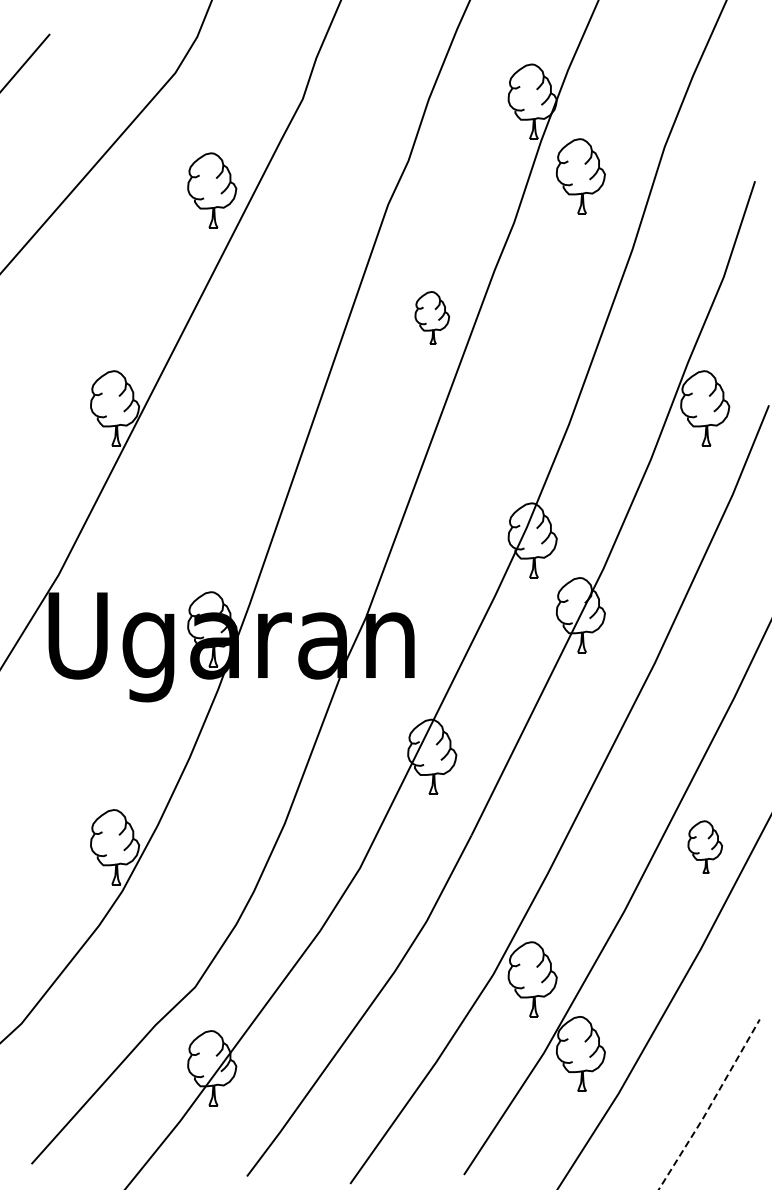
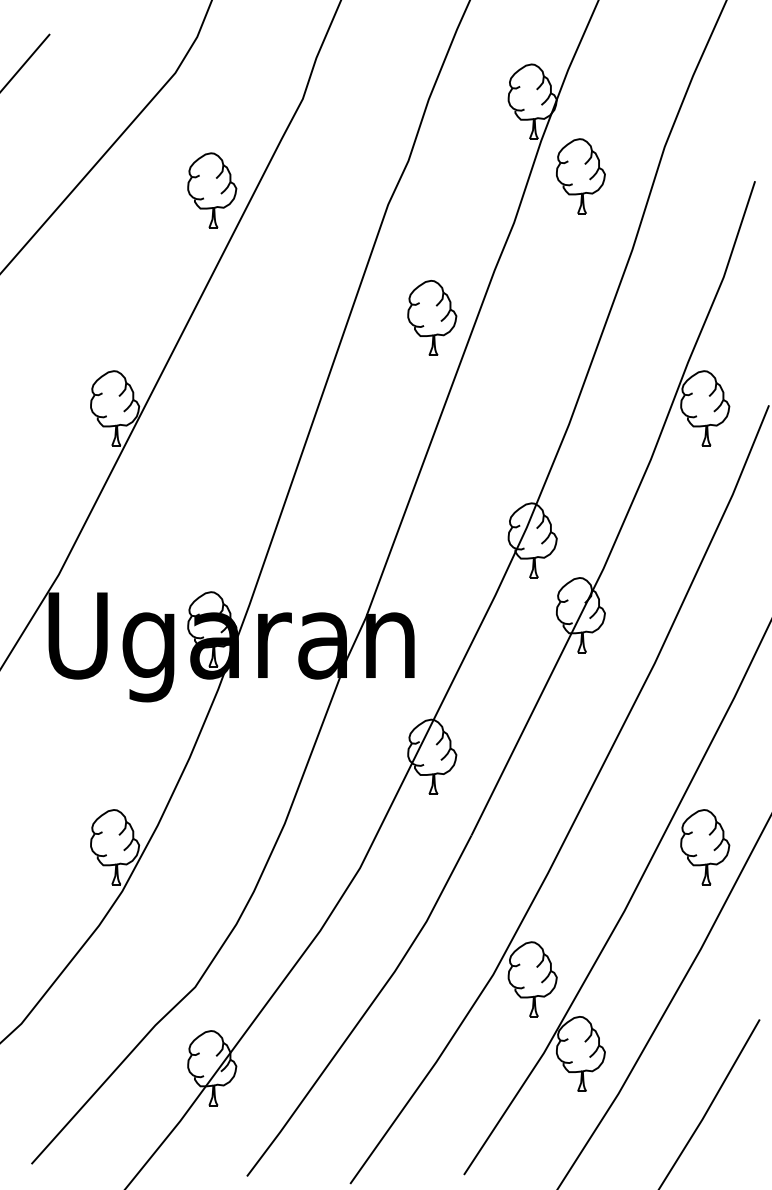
part size: 37x54 px -> 51x76 px (432, 317)
part size: 36x54 px -> 51x77 px (705, 847)
line: dashed -> solid (710, 1105)
